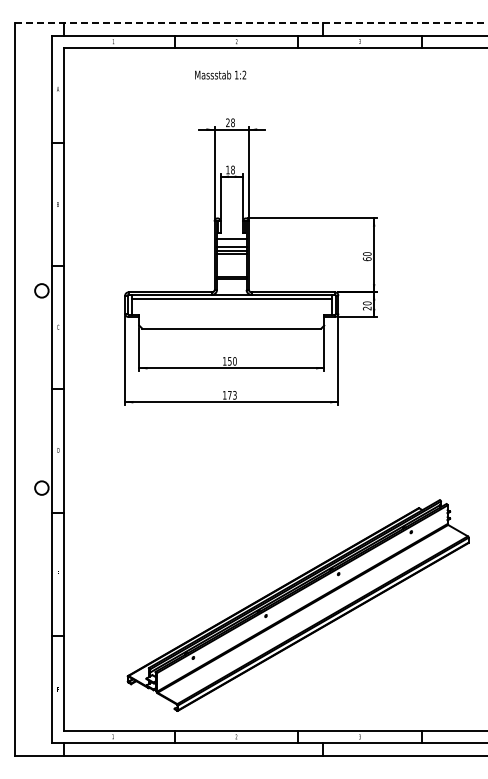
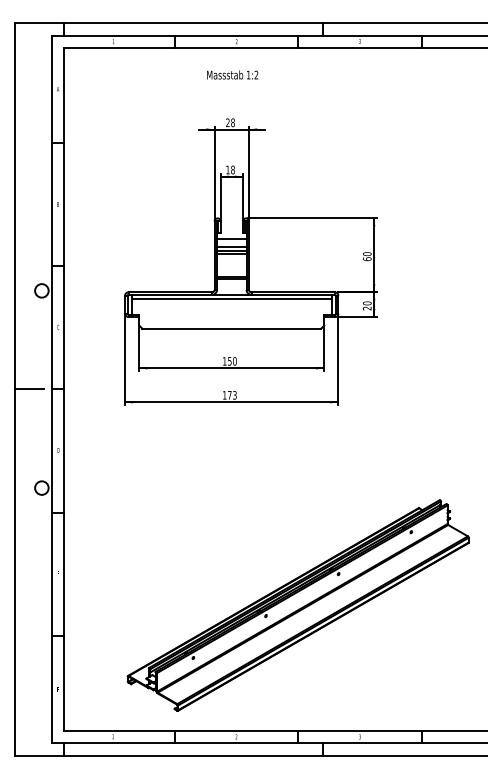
line: dashed -> solid (251, 23)
text position: (220, 74) -> (232, 74) (232, 74)
line: none -> present (29, 389)
